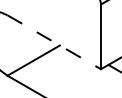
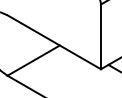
line: dashed -> solid (54, 42)
